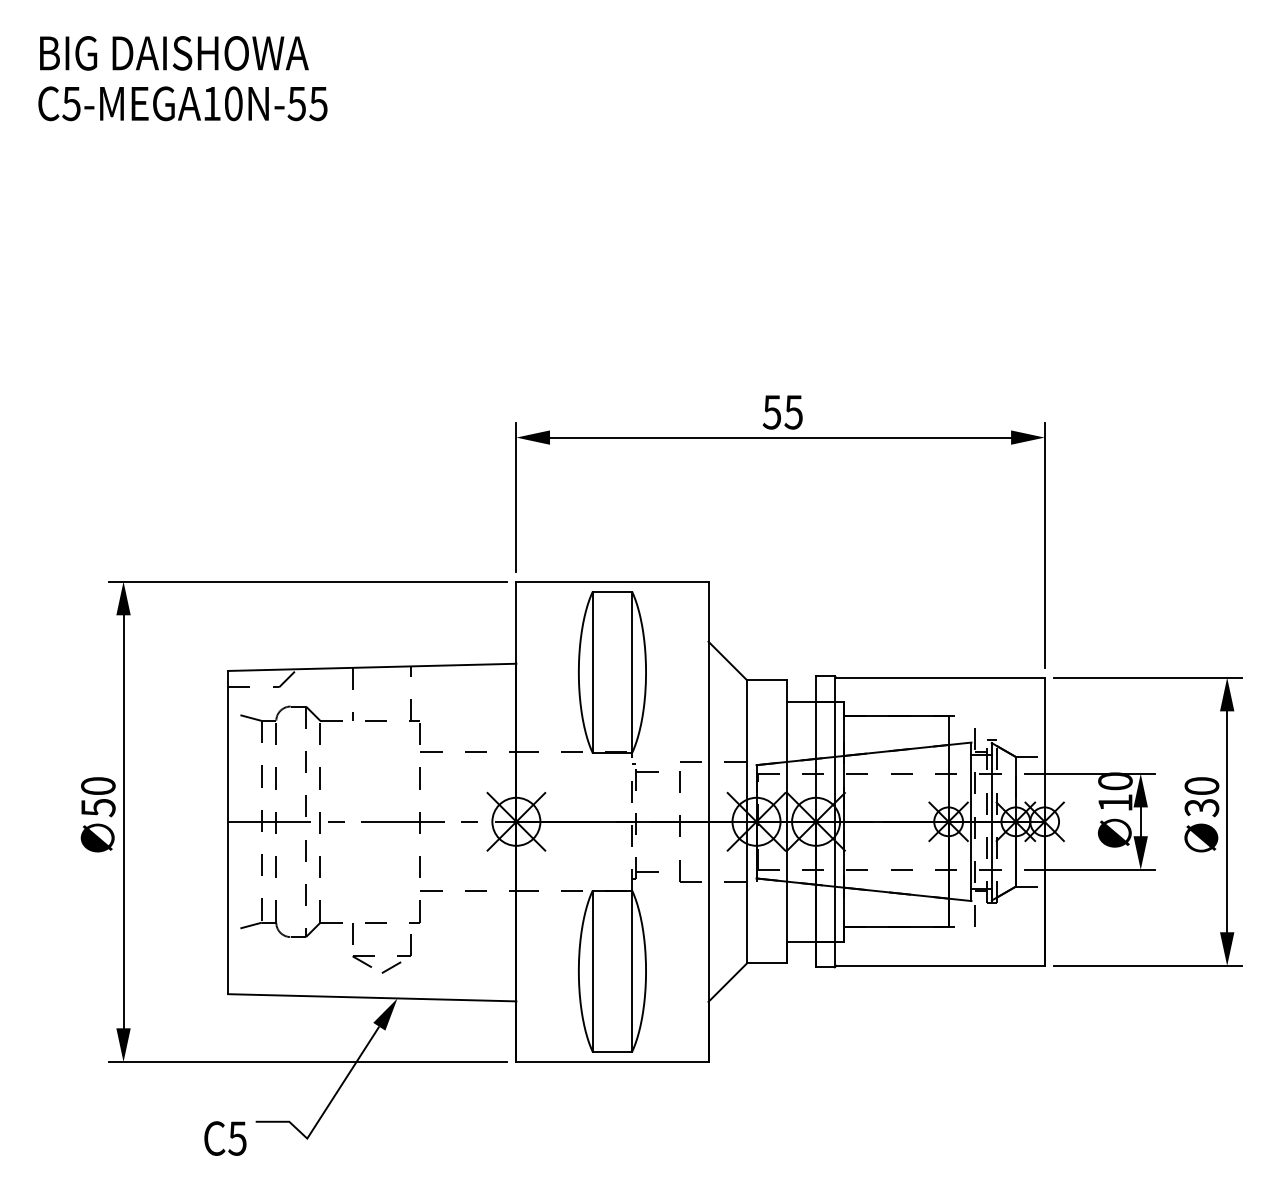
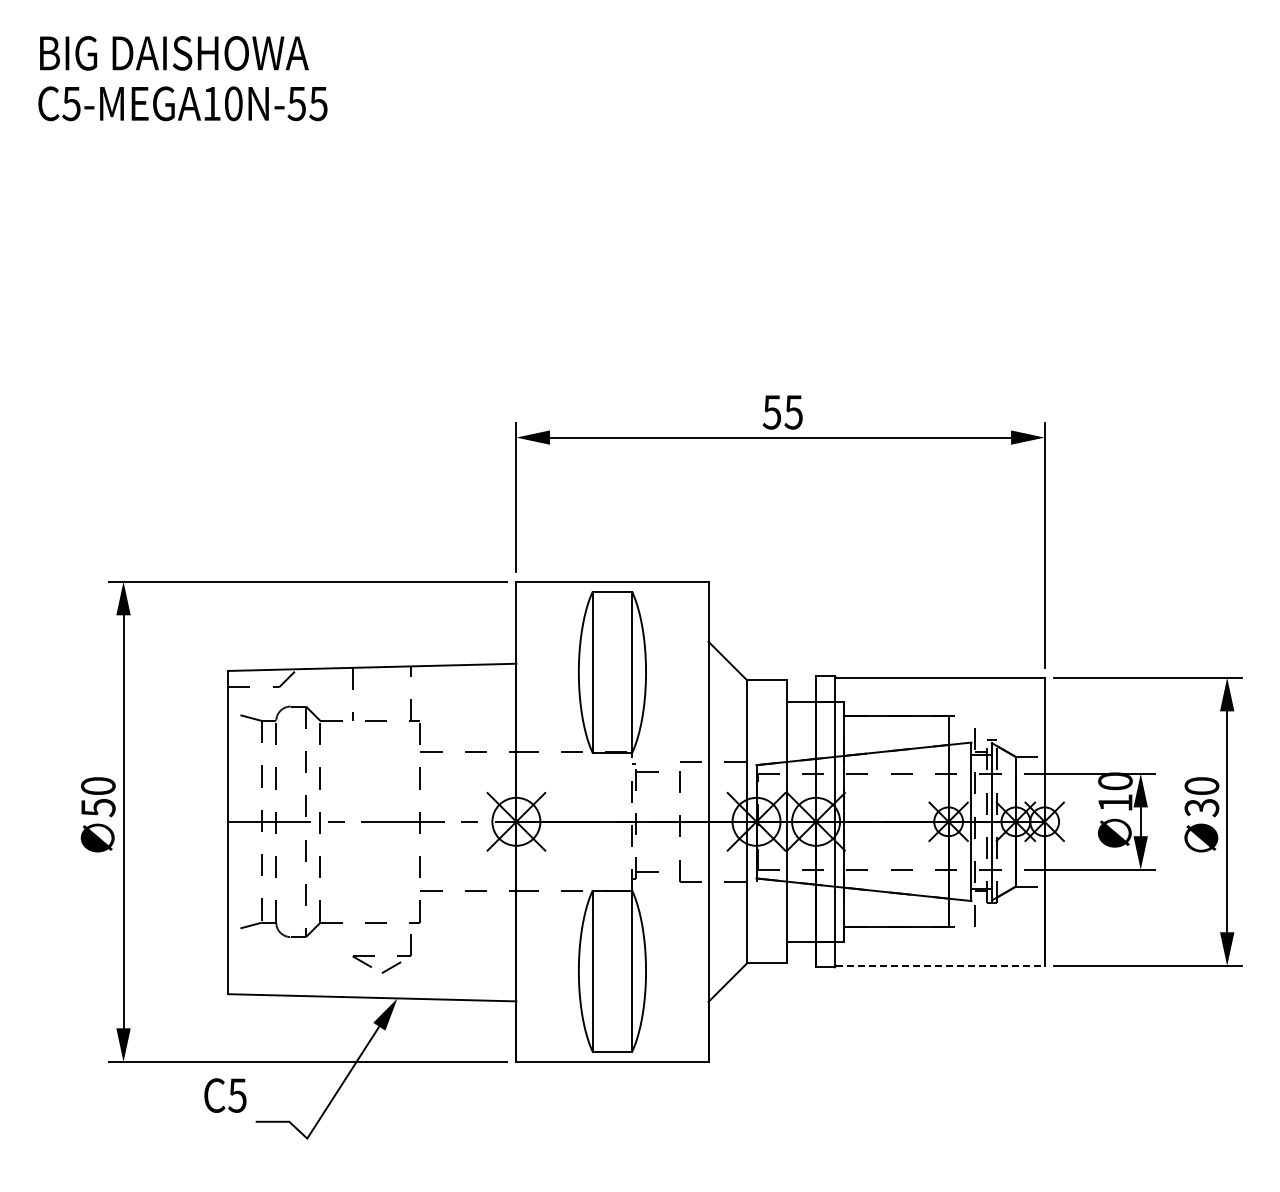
line: present -> none (352, 933)
line: solid -> dashed (940, 965)
text position: (225, 1138) -> (225, 1095) (225, 1095)
